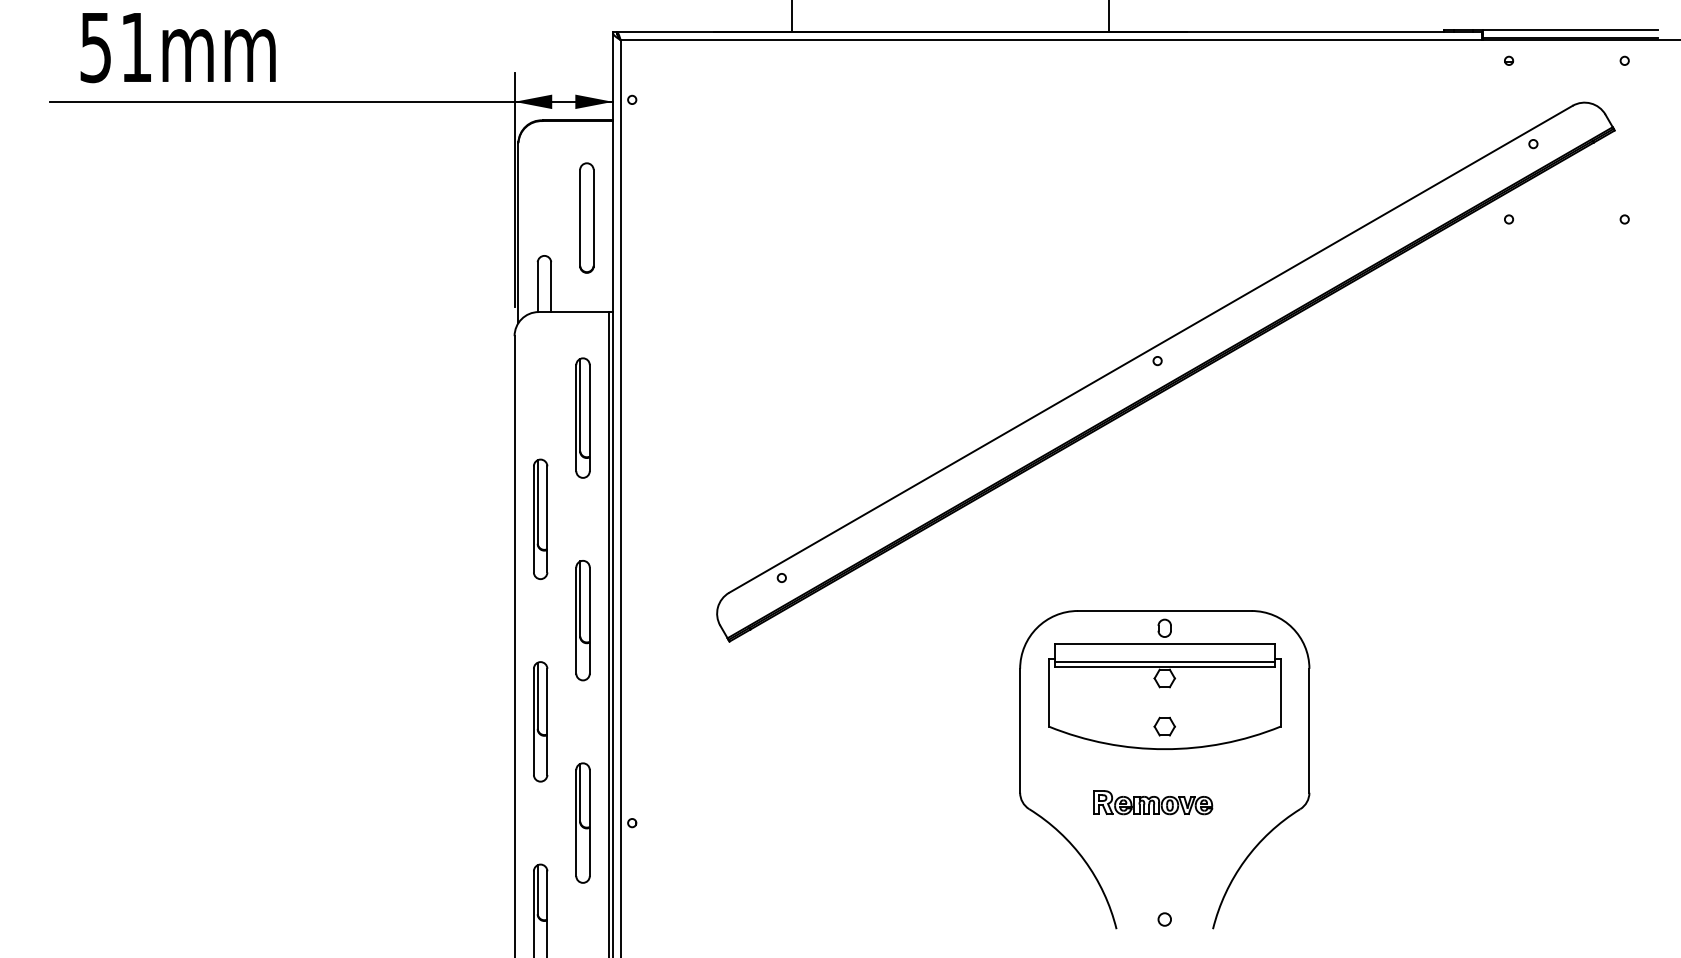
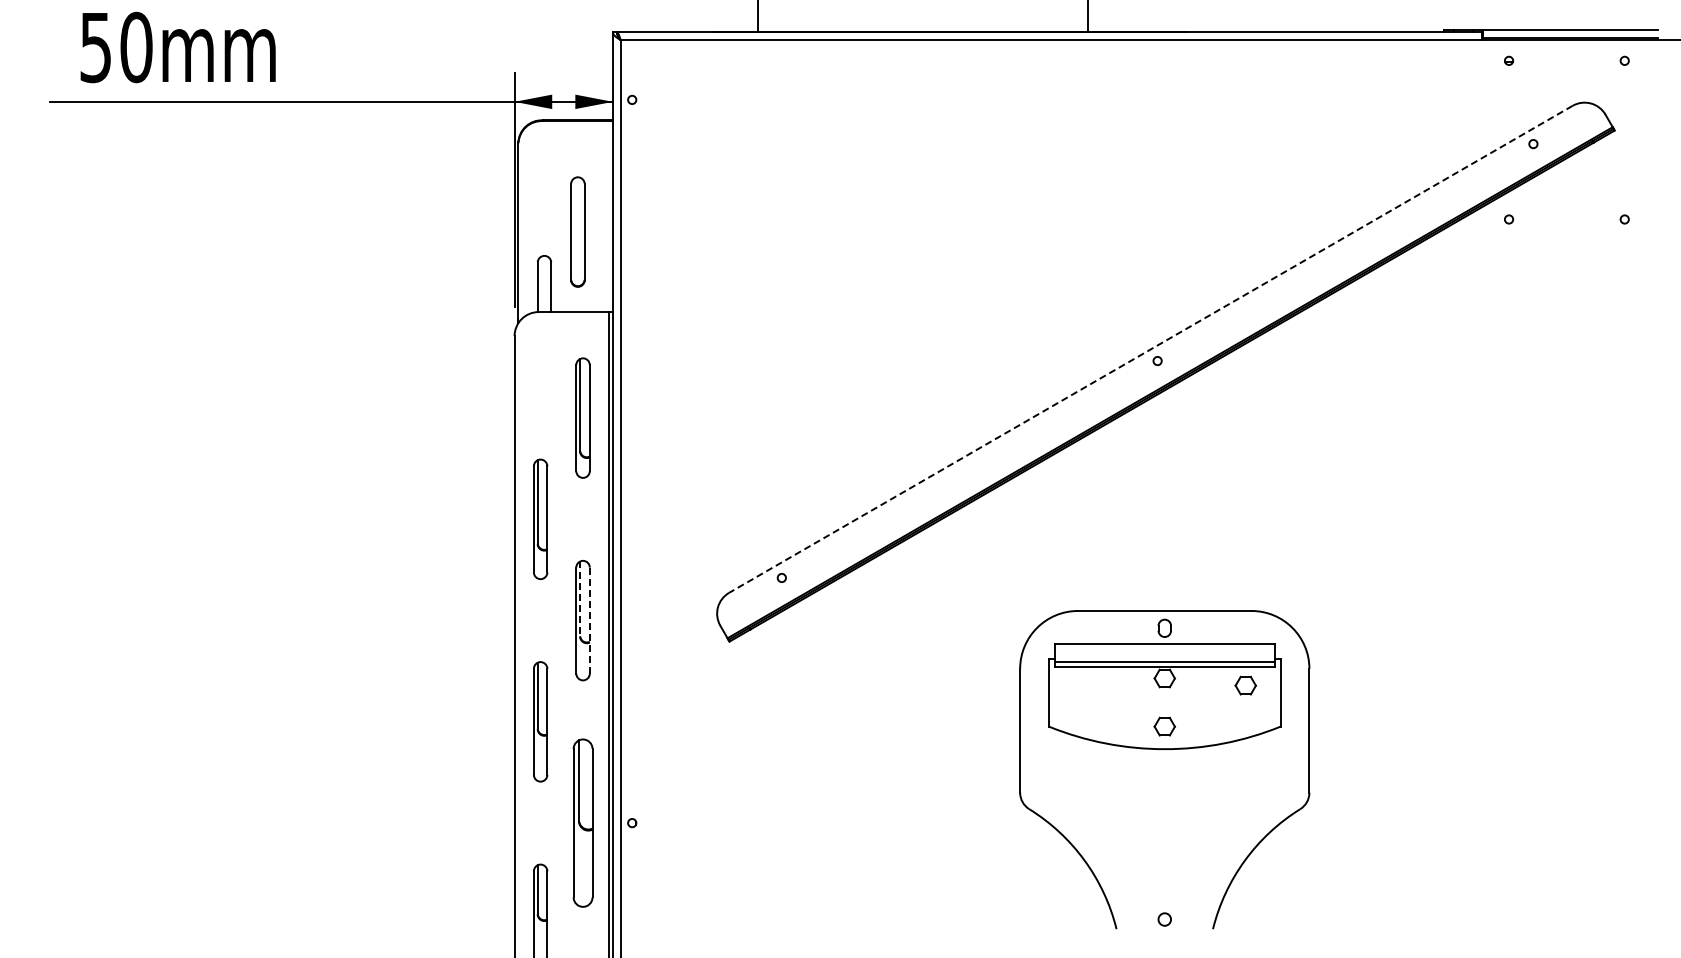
line position: (792, 16) -> (758, 16) (758, 16)
line position: (1108, 16) -> (1087, 16) (1087, 16)
text: 51mm -> 50mm (136, 47)
part position: (586, 217) -> (577, 231) (577, 231)
line: solid -> dashed (1150, 349)
line: solid -> dashed (580, 599)
line: solid -> dashed (589, 620)
part: none -> present (1245, 685)
part: present -> none (1153, 802)
part size: 16x122 px -> 22x170 px (582, 822)
